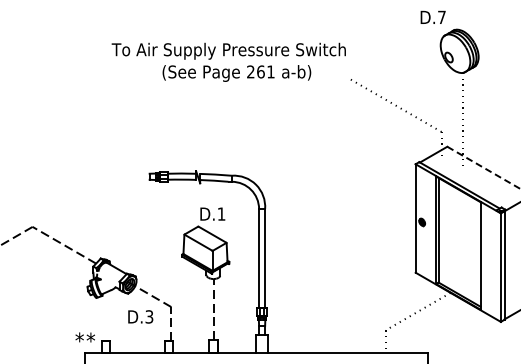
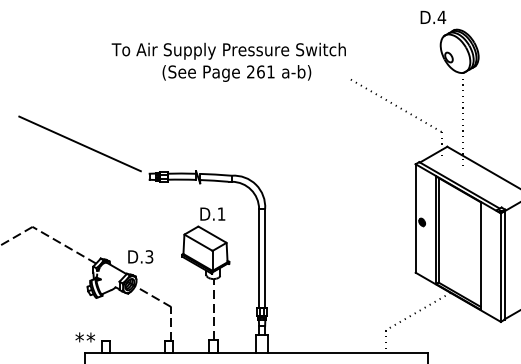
text: D.7 -> D.4 (441, 16)
line: none -> present (79, 143)
line: dashed -> solid (484, 168)
text position: (140, 316) -> (140, 256) (140, 256)
